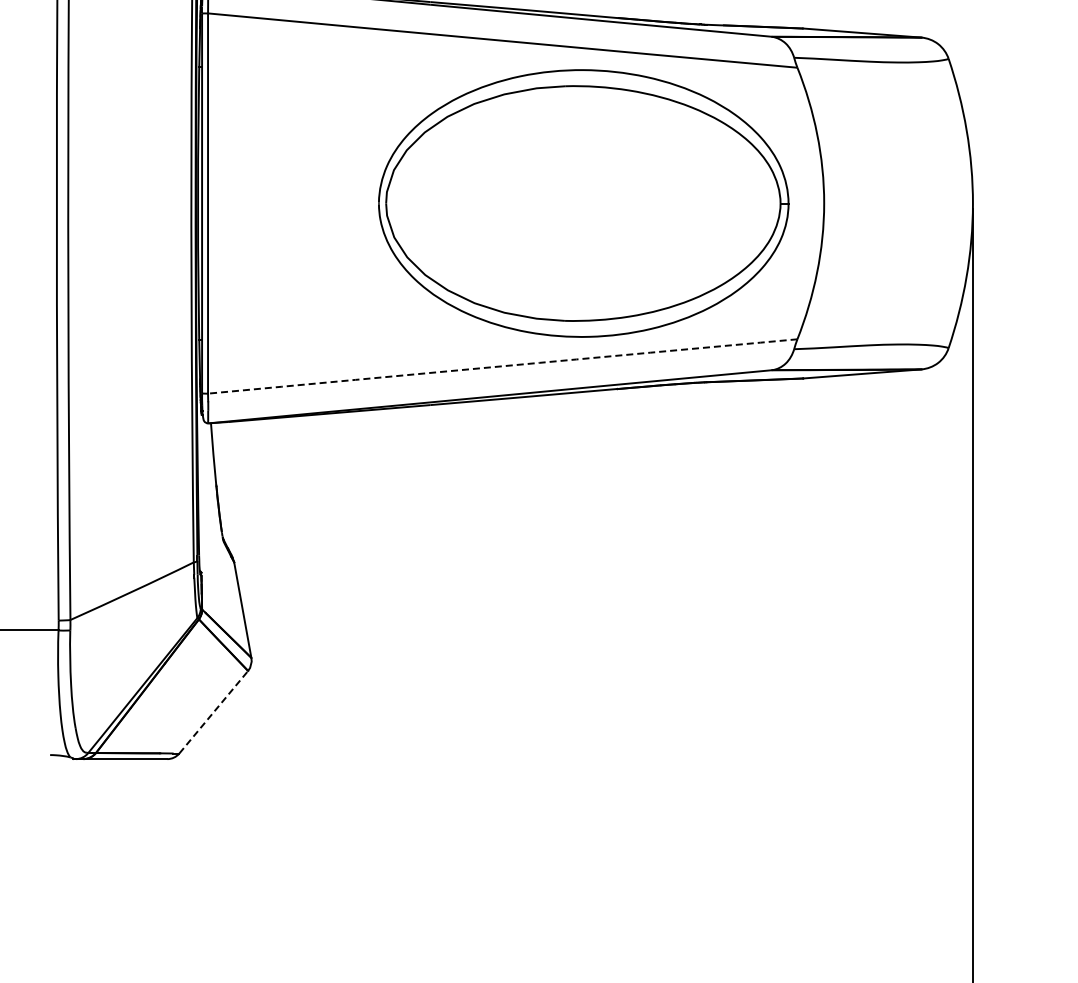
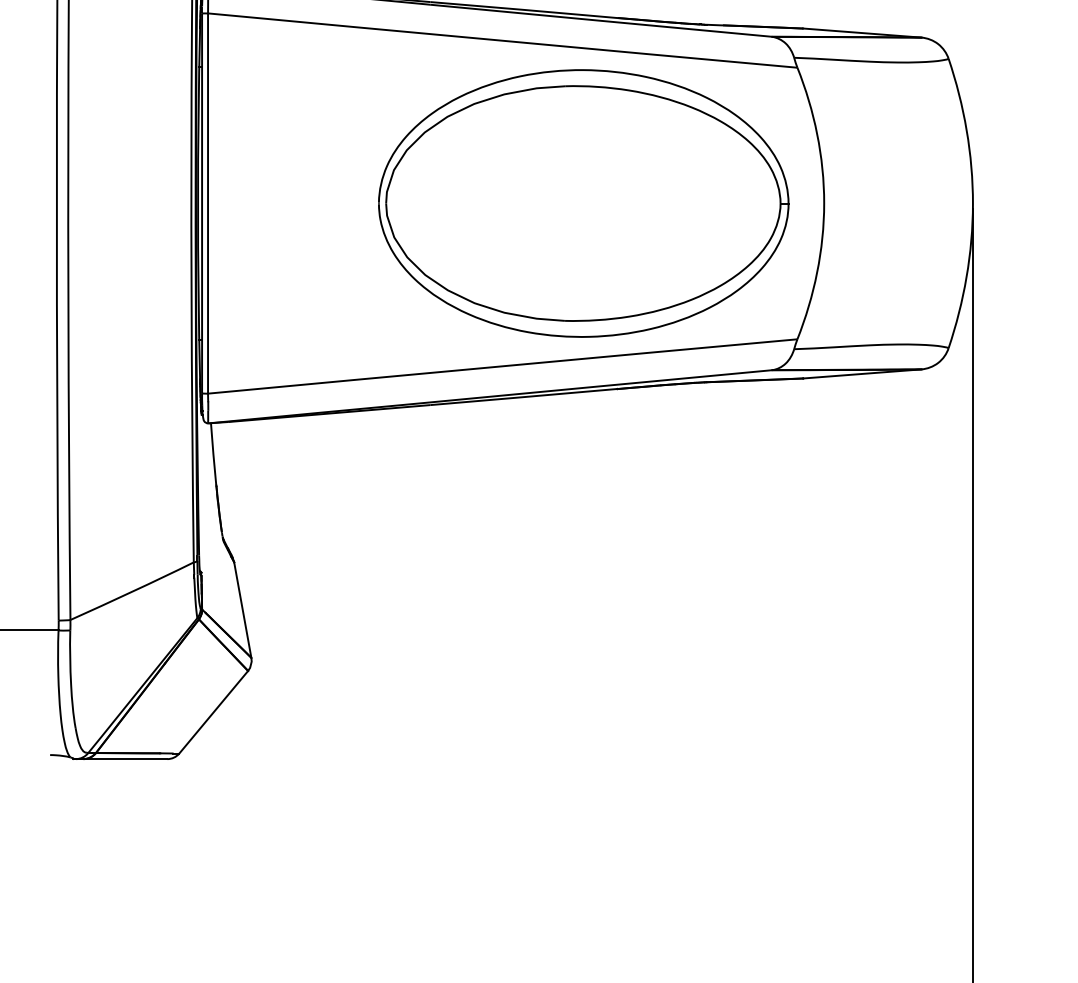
arc: dashed -> solid (502, 366)
line: dashed -> solid (213, 712)
